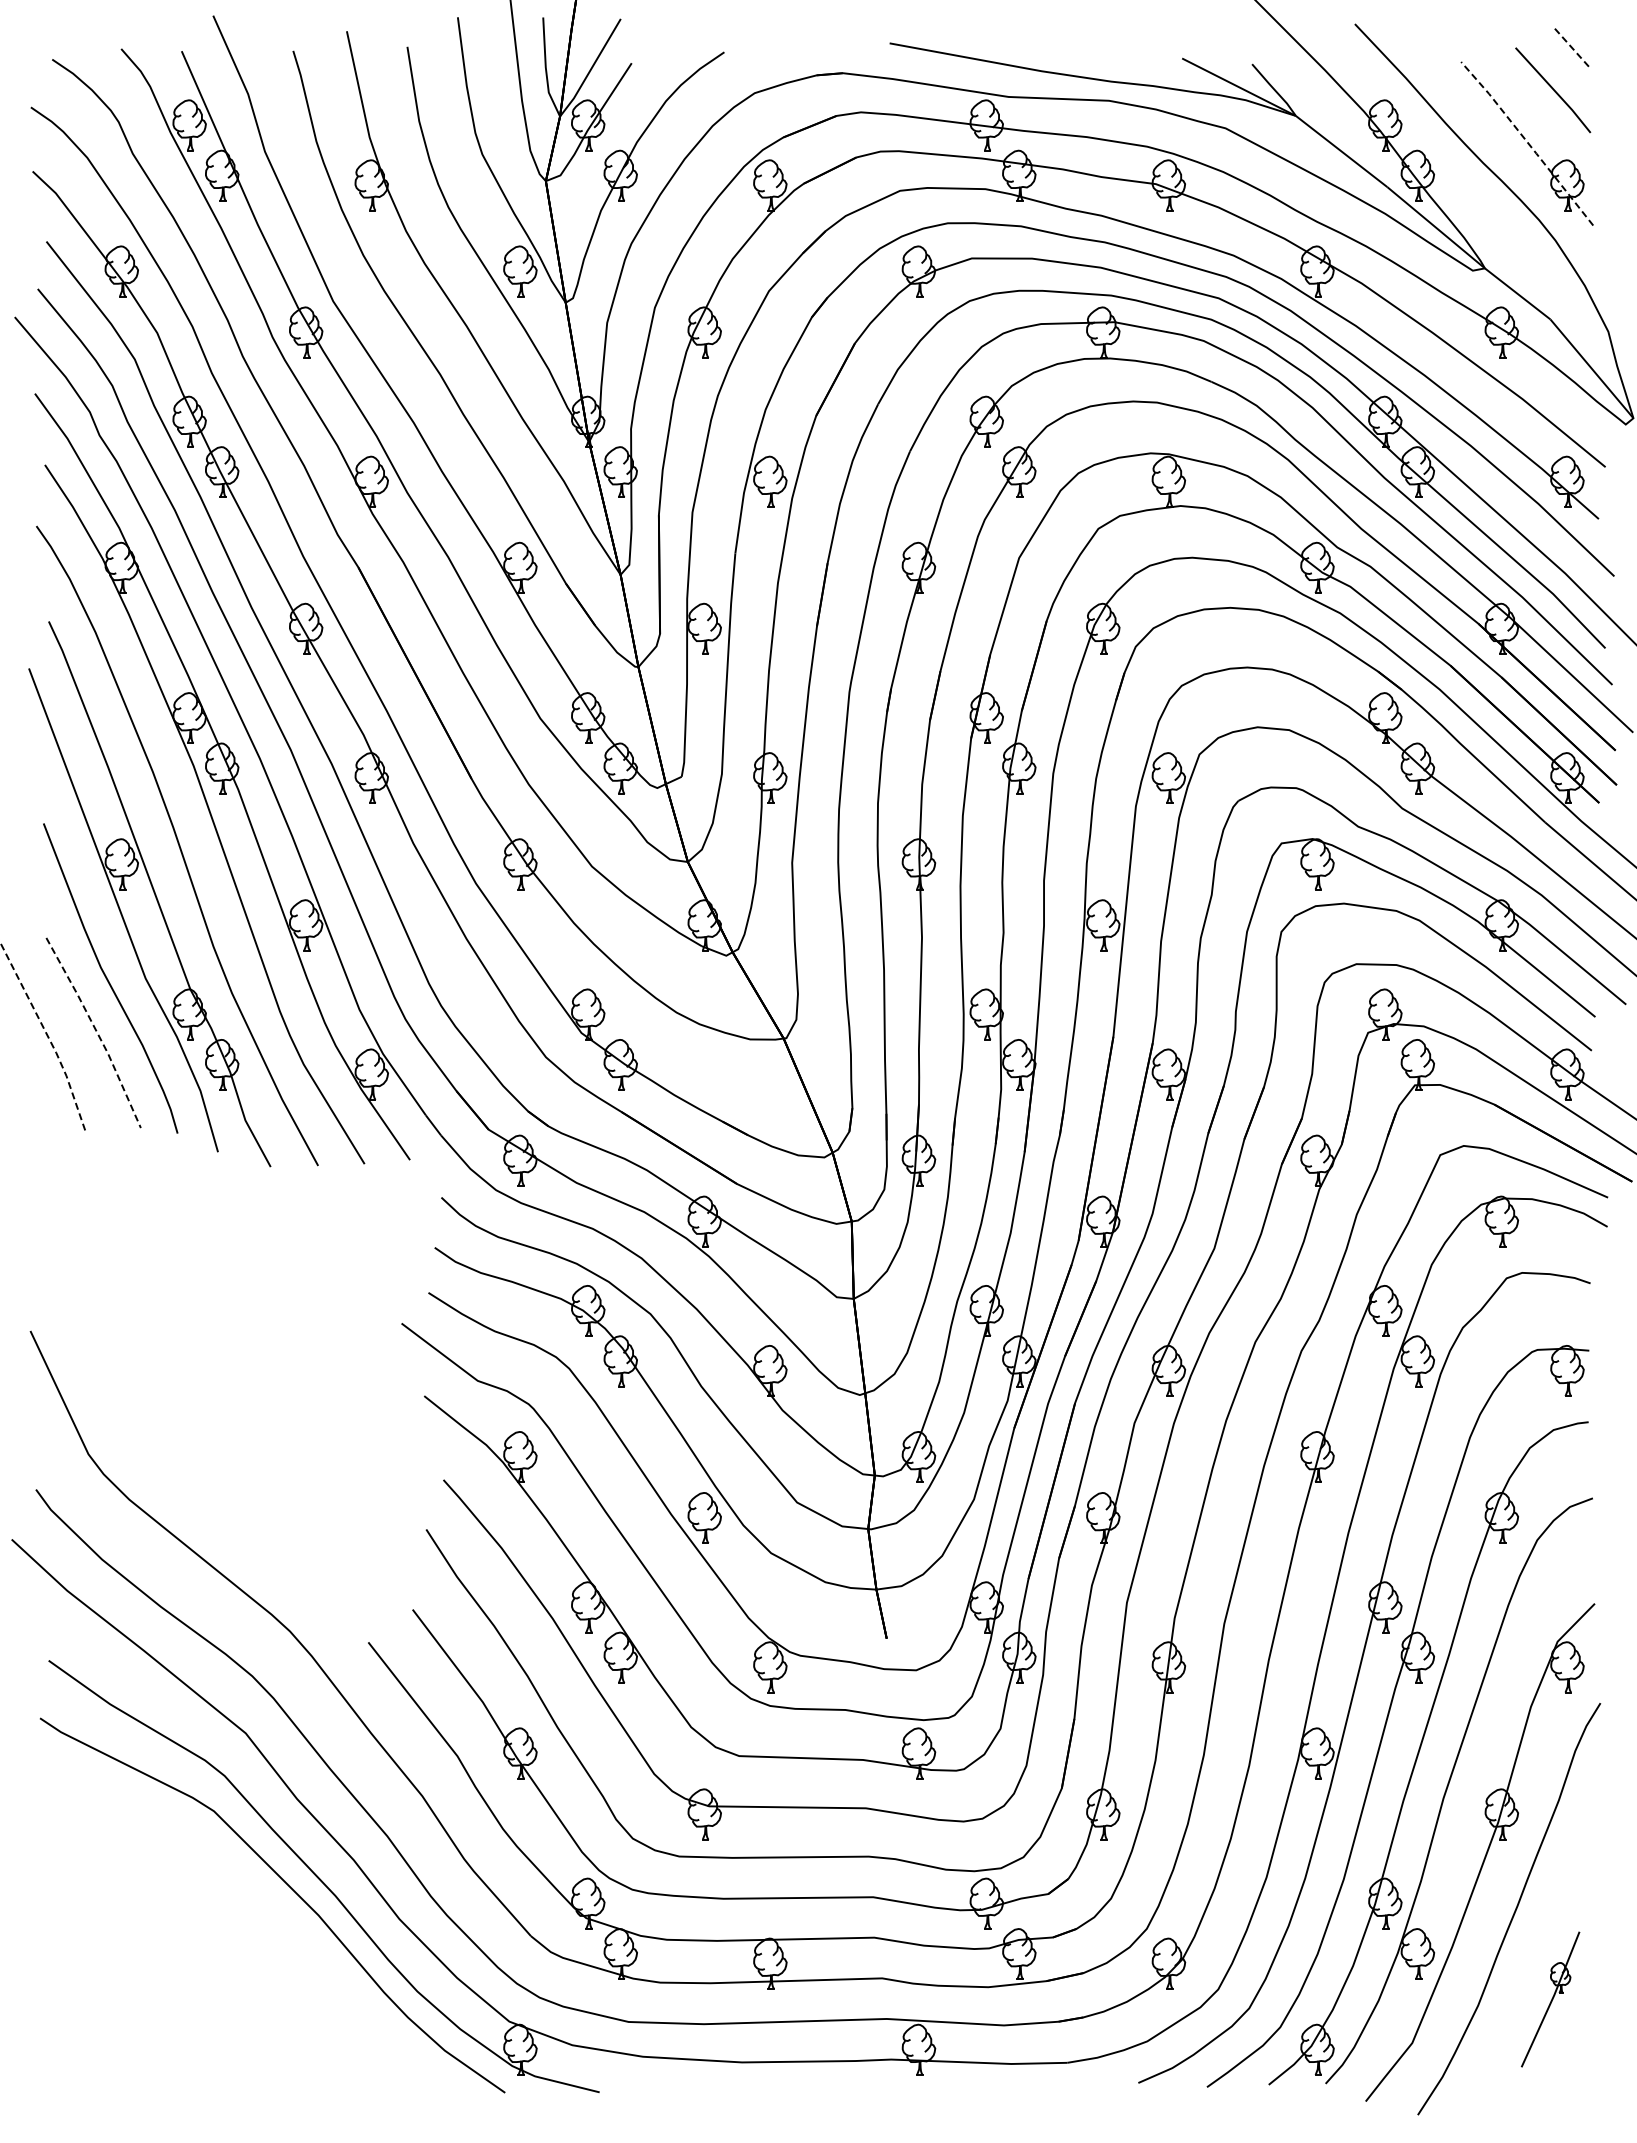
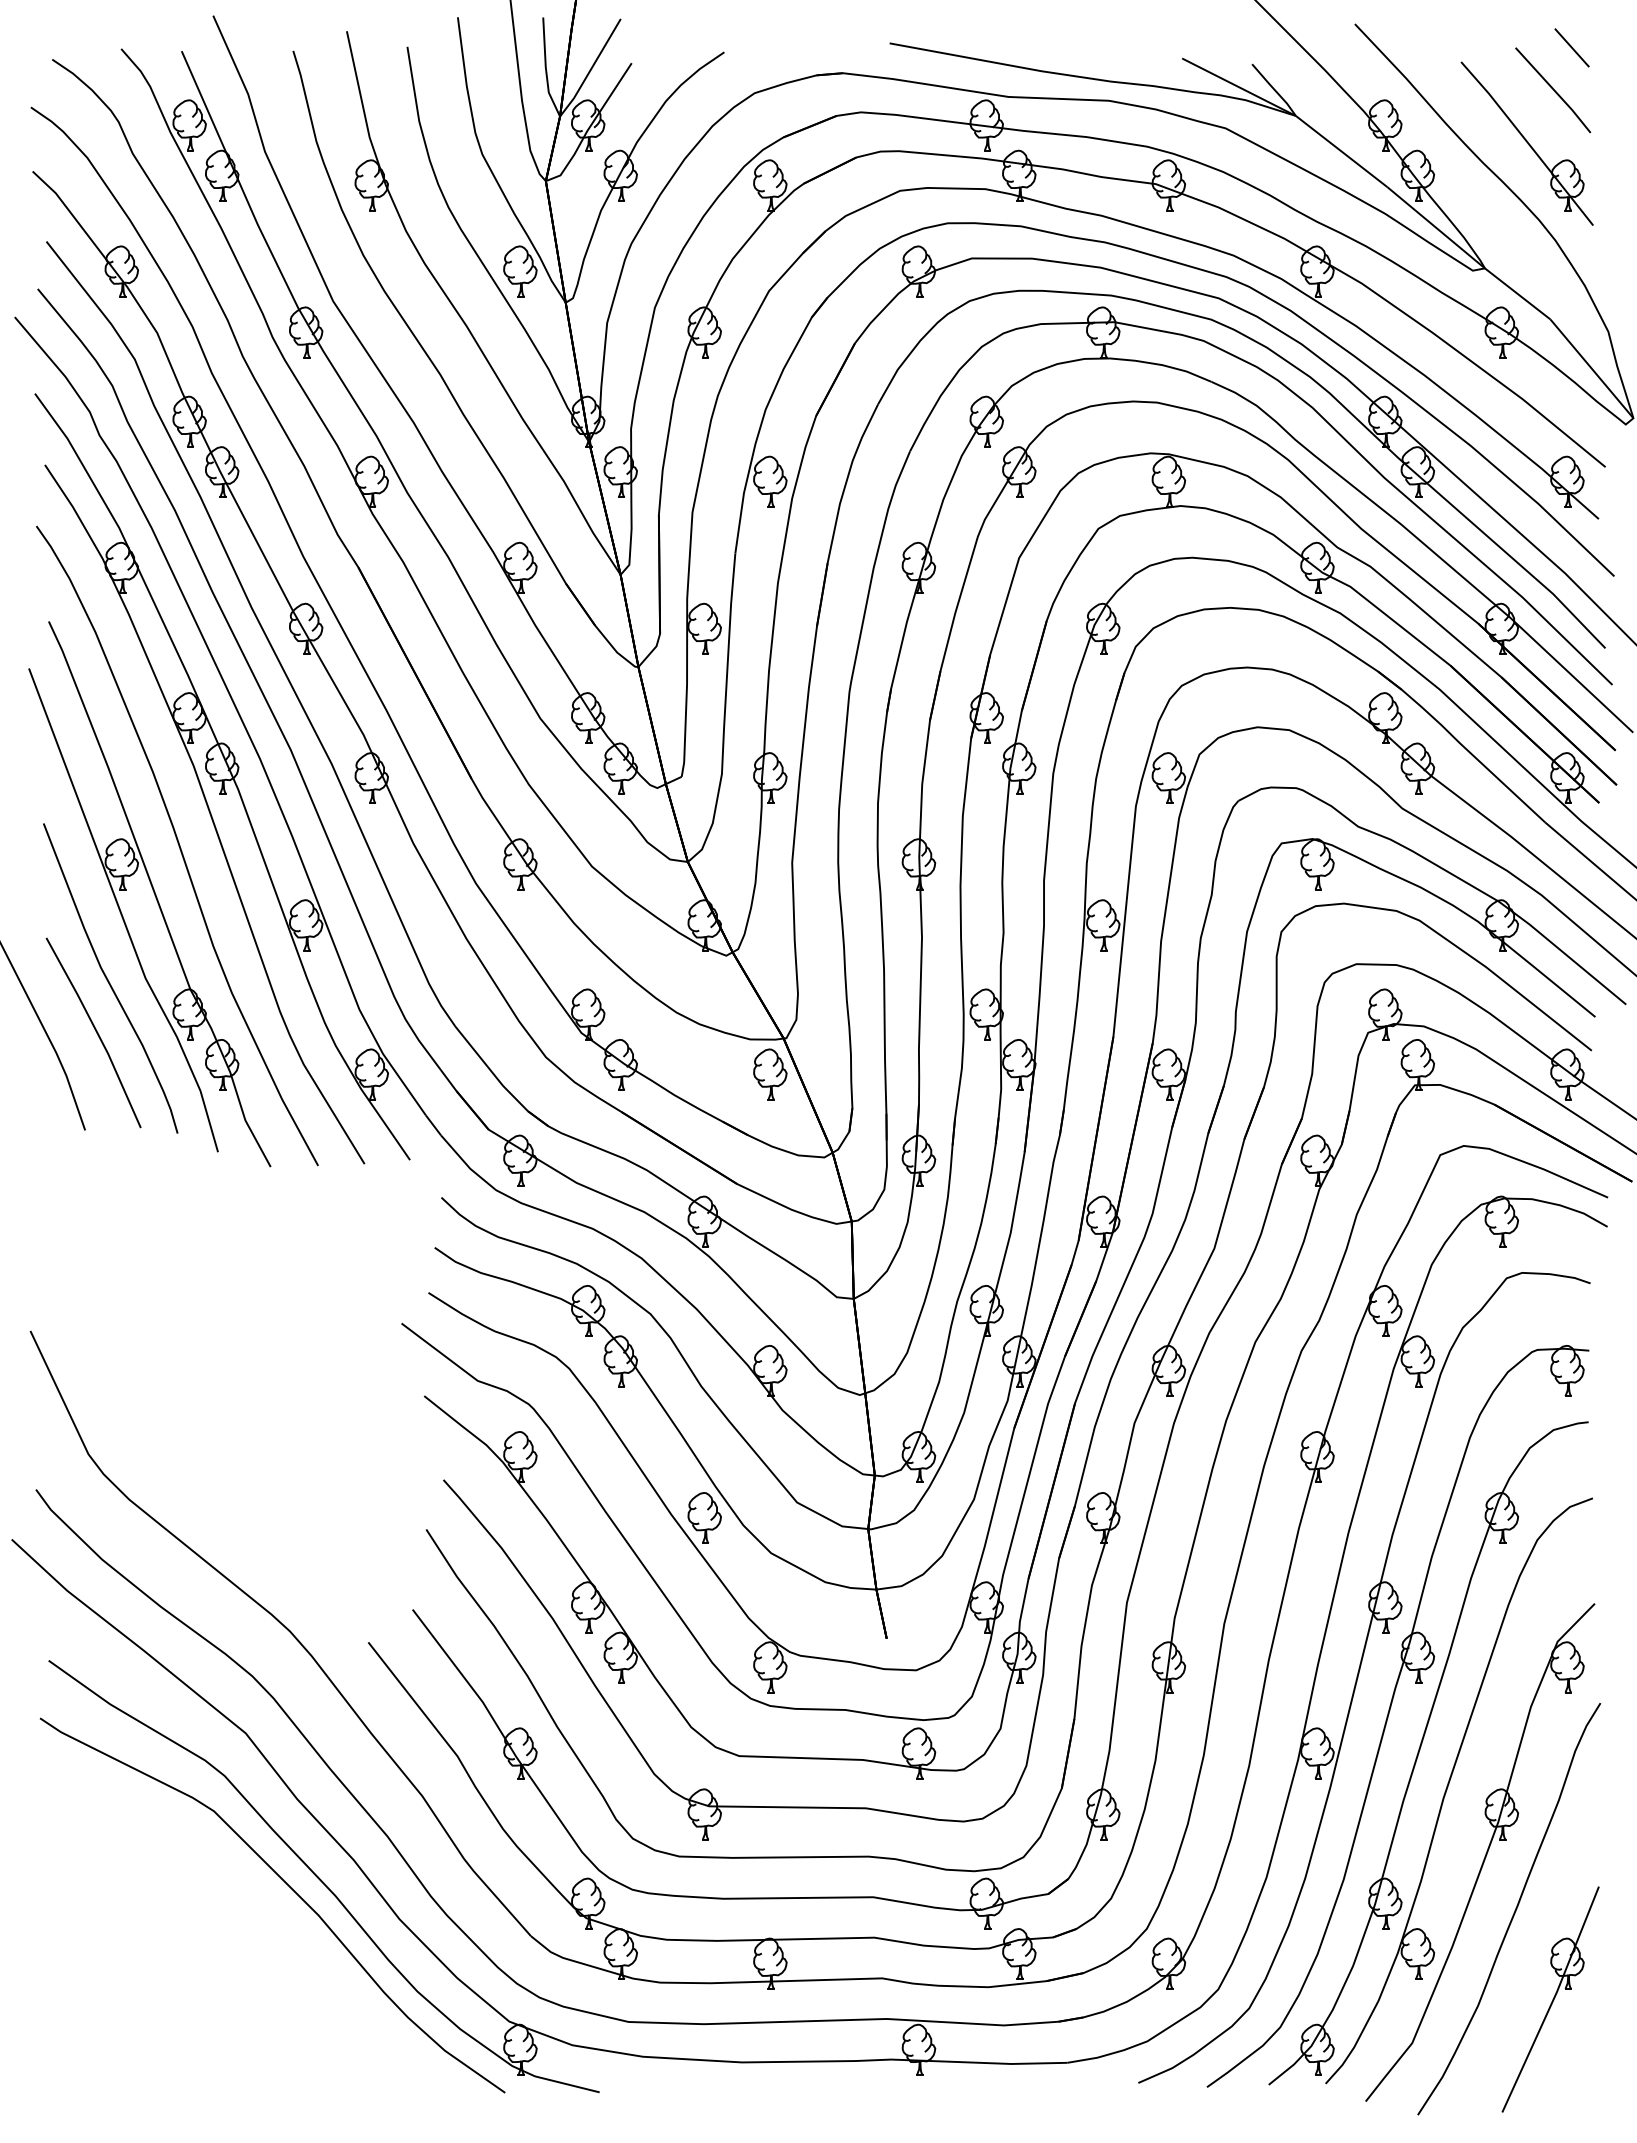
line: dashed -> solid (1572, 47)
line: dashed -> solid (1527, 142)
line: dashed -> solid (96, 1031)
line: dashed -> solid (47, 1036)
part: none -> present (770, 1074)
part size: 60x137 px -> 99x227 px (1550, 1999)
